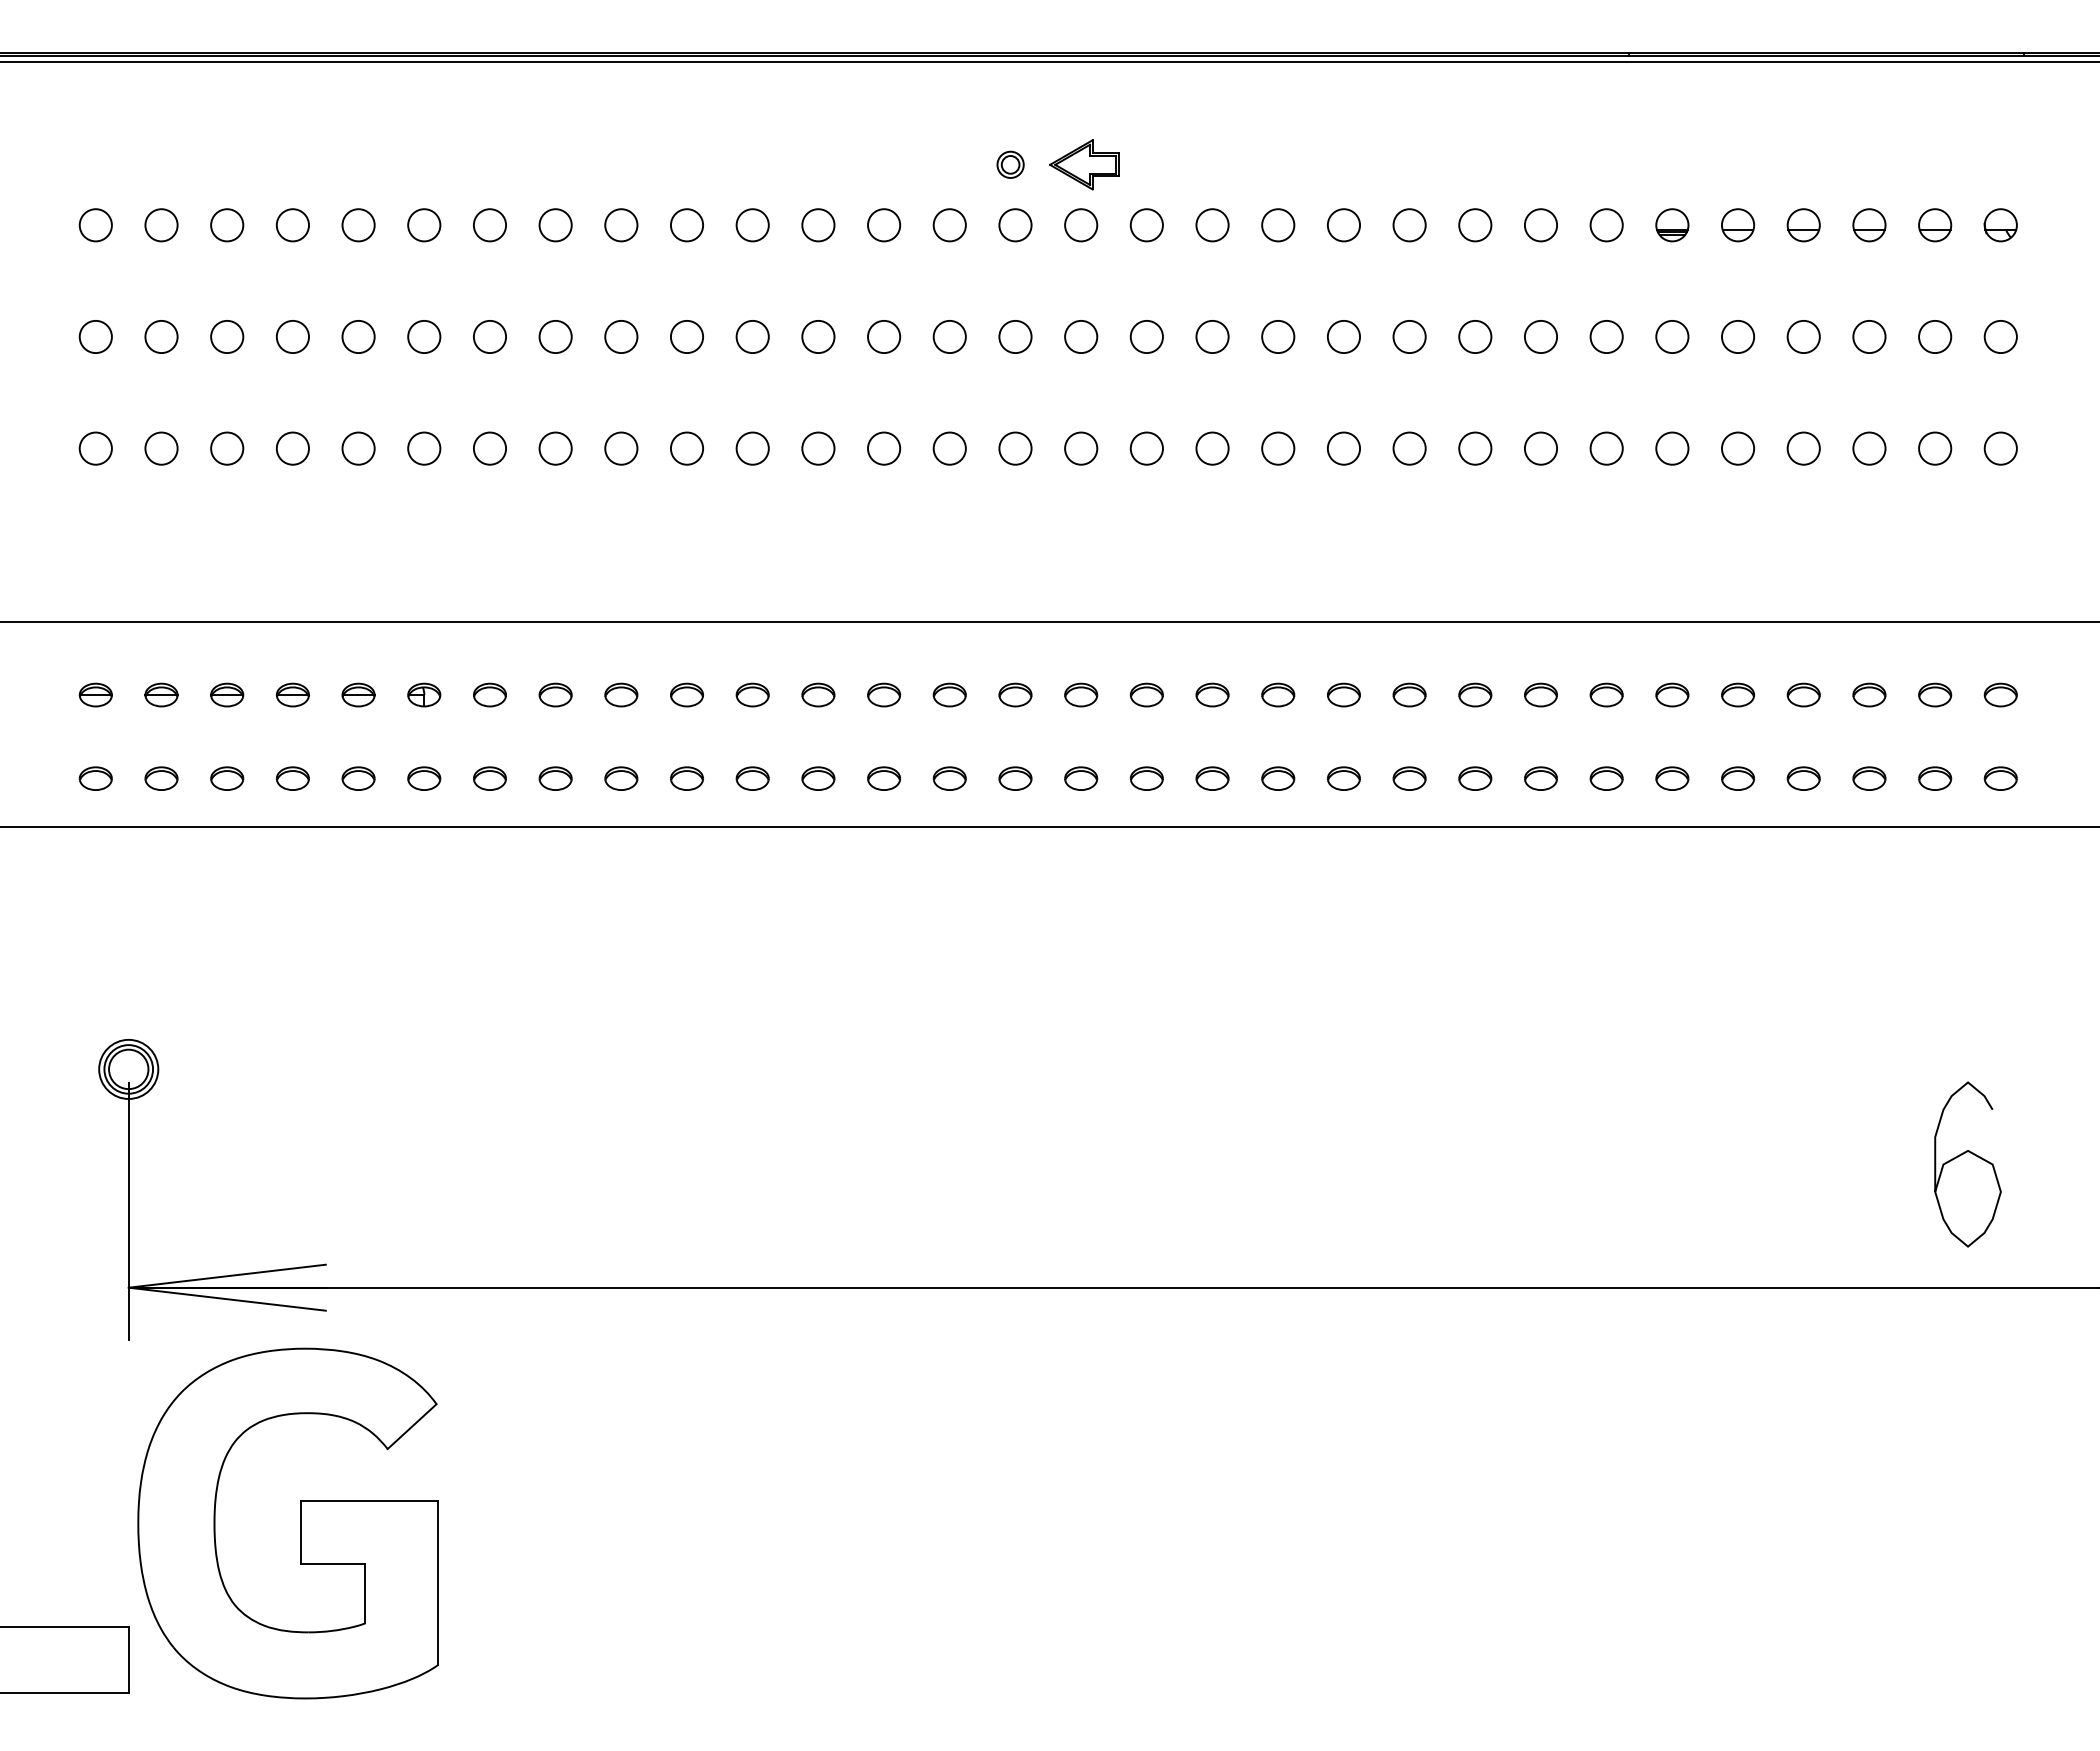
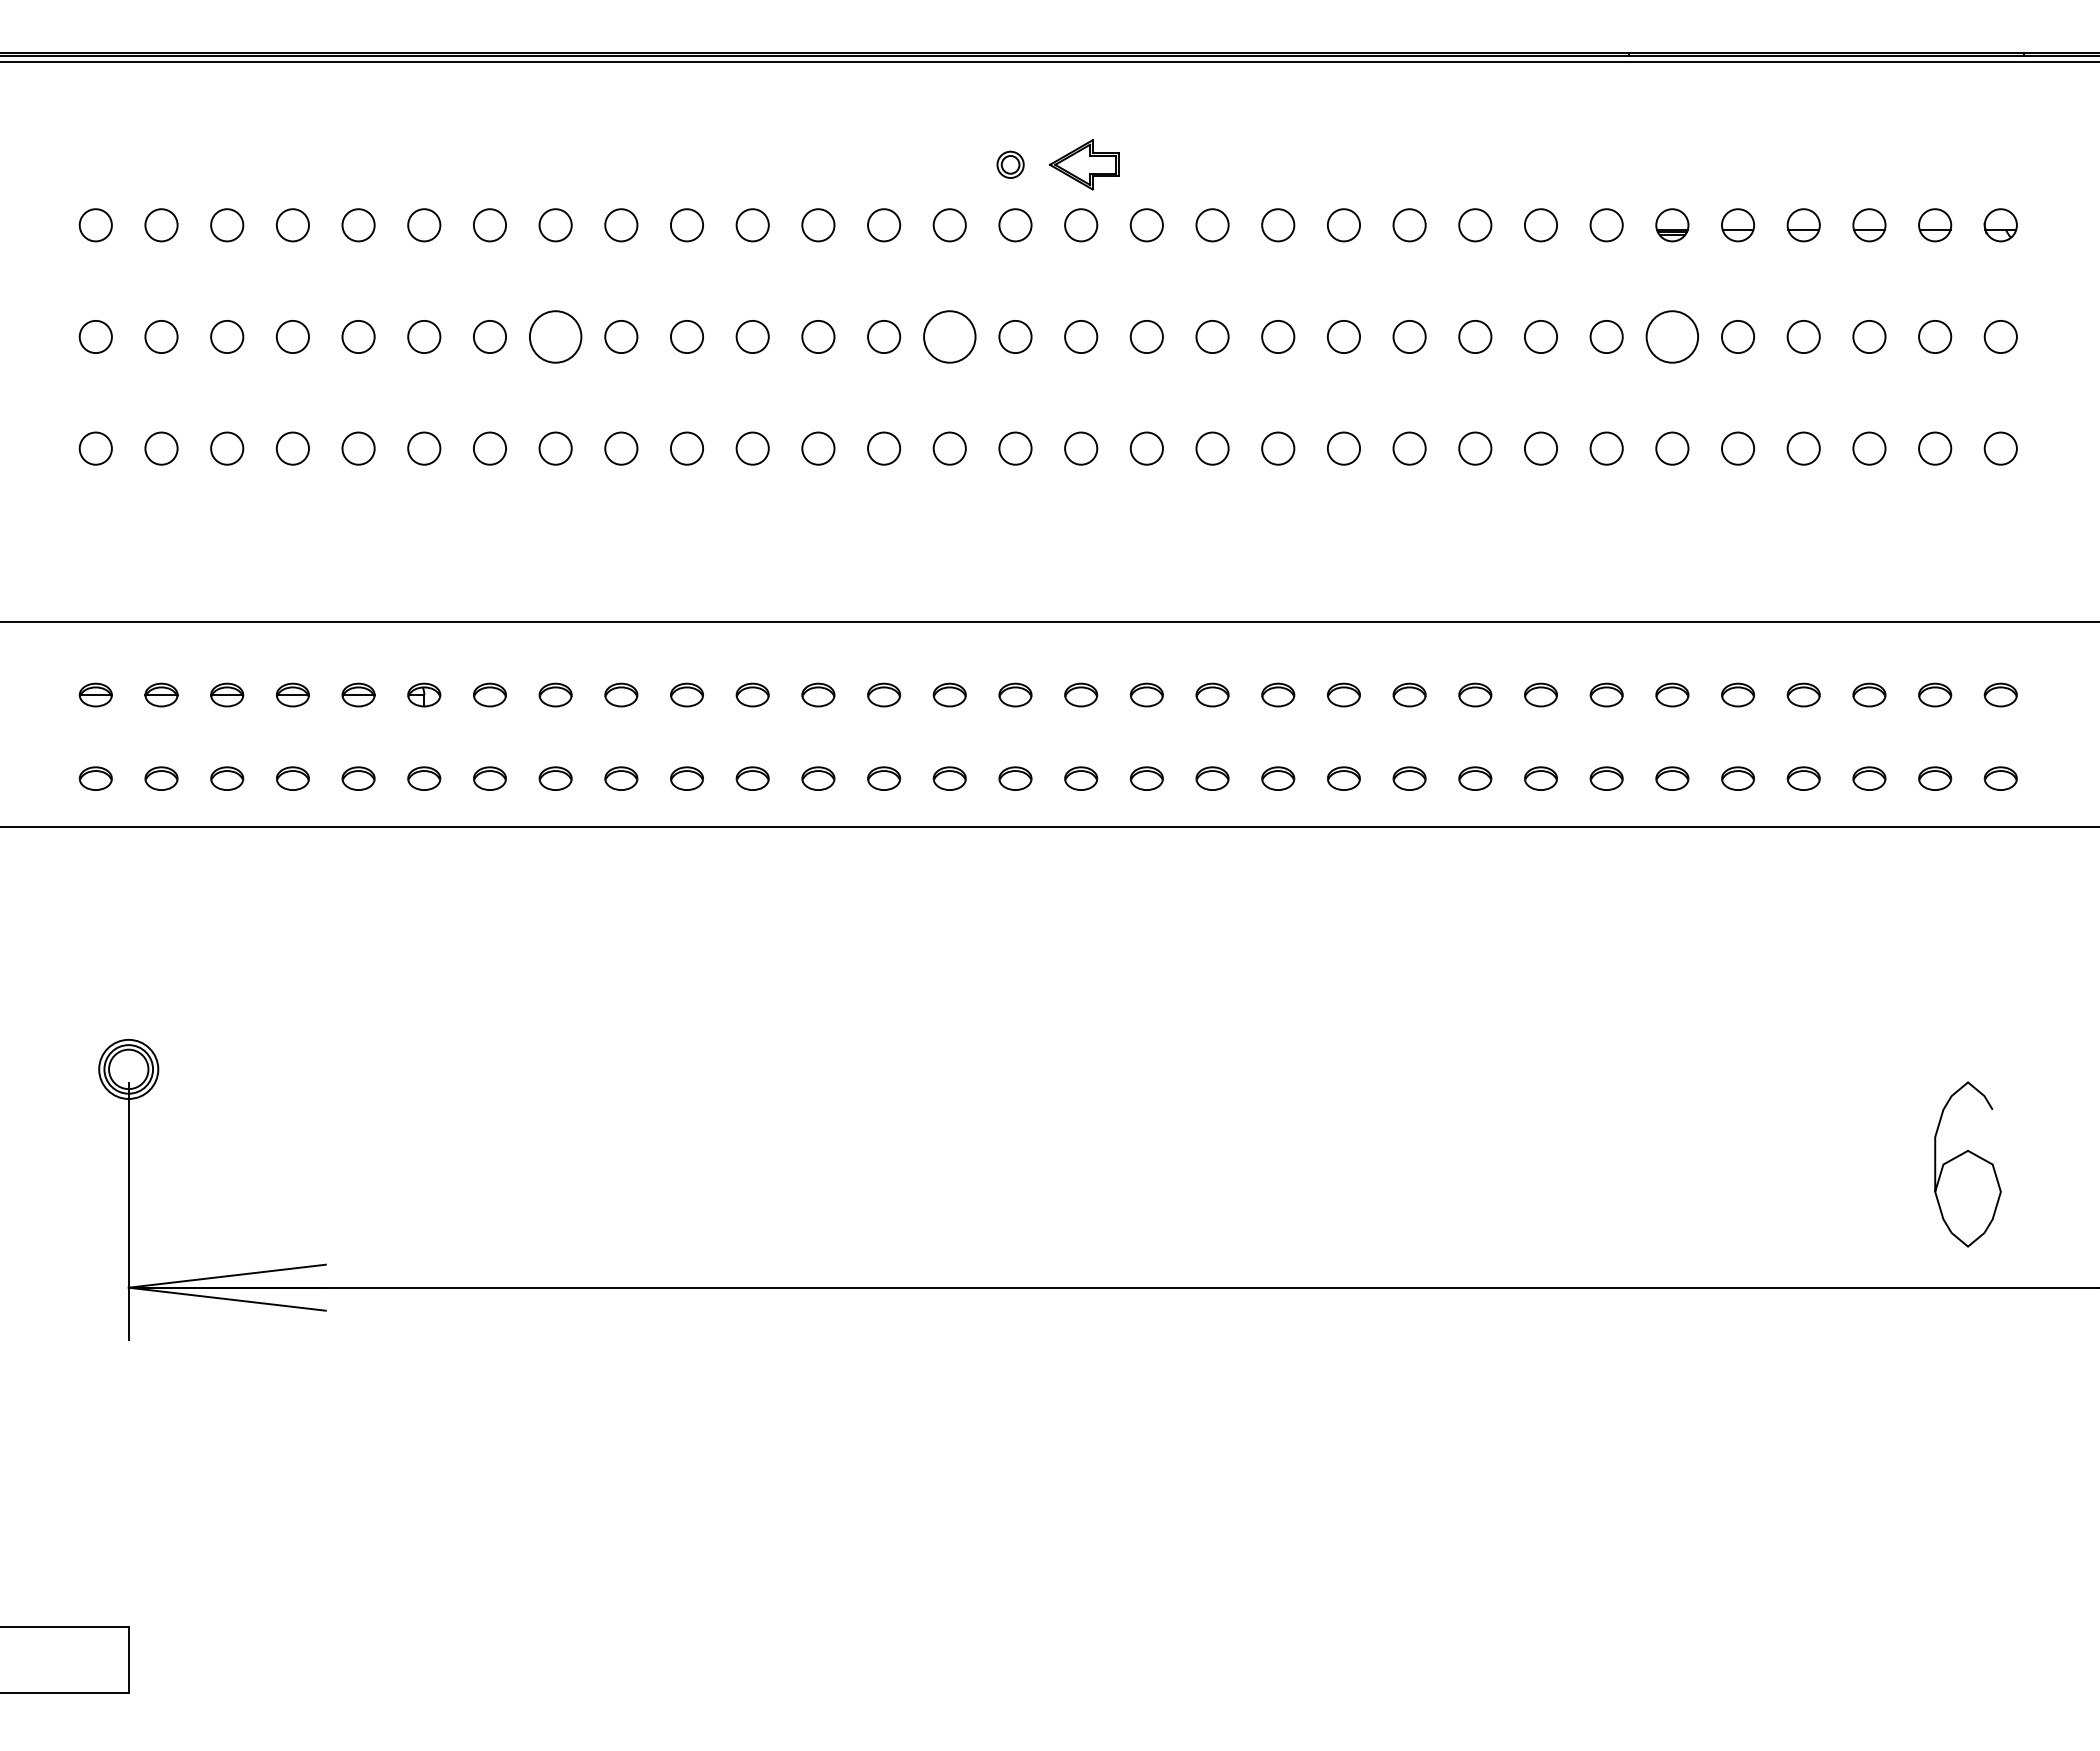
circle diameter: 32 px -> 52 px (555, 336)
circle diameter: 32 px -> 52 px (949, 336)
circle diameter: 32 px -> 52 px (1672, 336)
part: present -> none (300, 1523)
